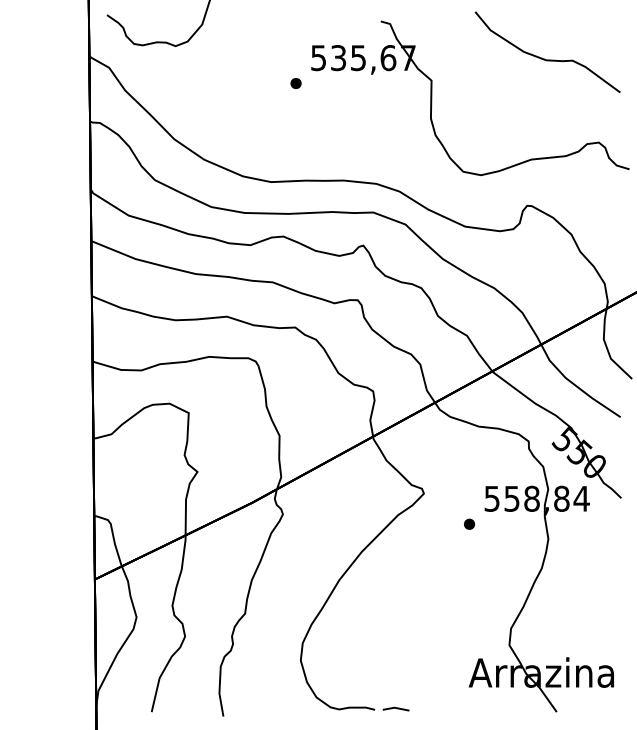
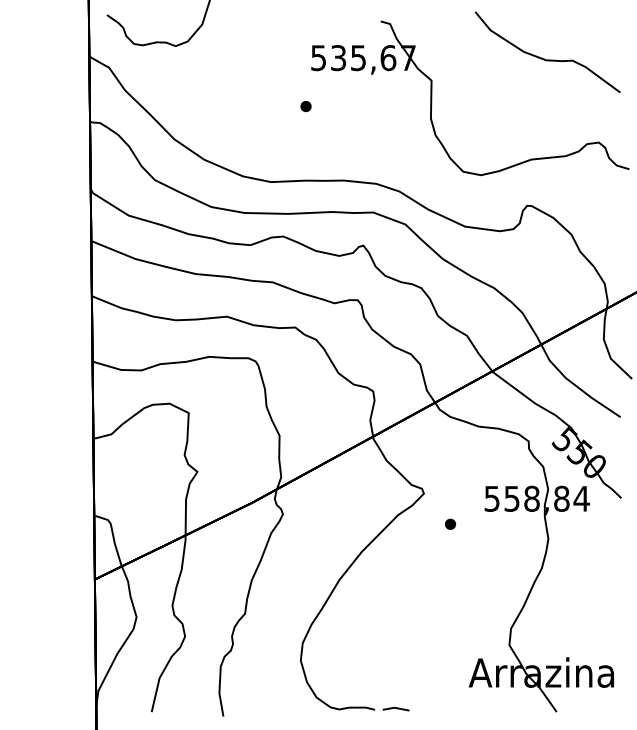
part position: (295, 83) -> (305, 106) (305, 106)
part position: (469, 523) -> (450, 523) (450, 523)
